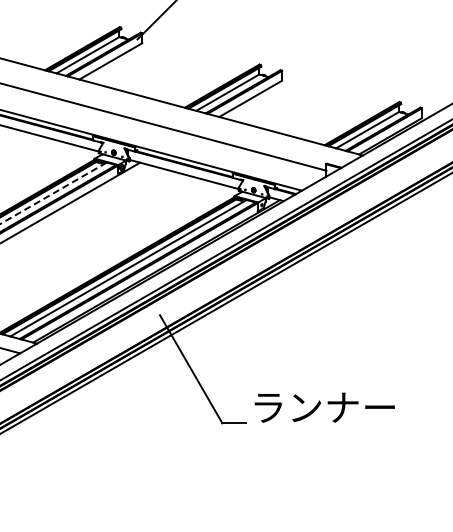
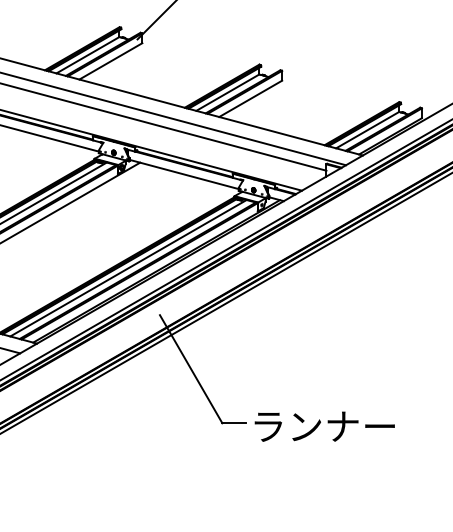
line: none -> present (174, 119)
line: dashed -> solid (53, 193)
text position: (324, 407) -> (324, 426) (324, 426)
